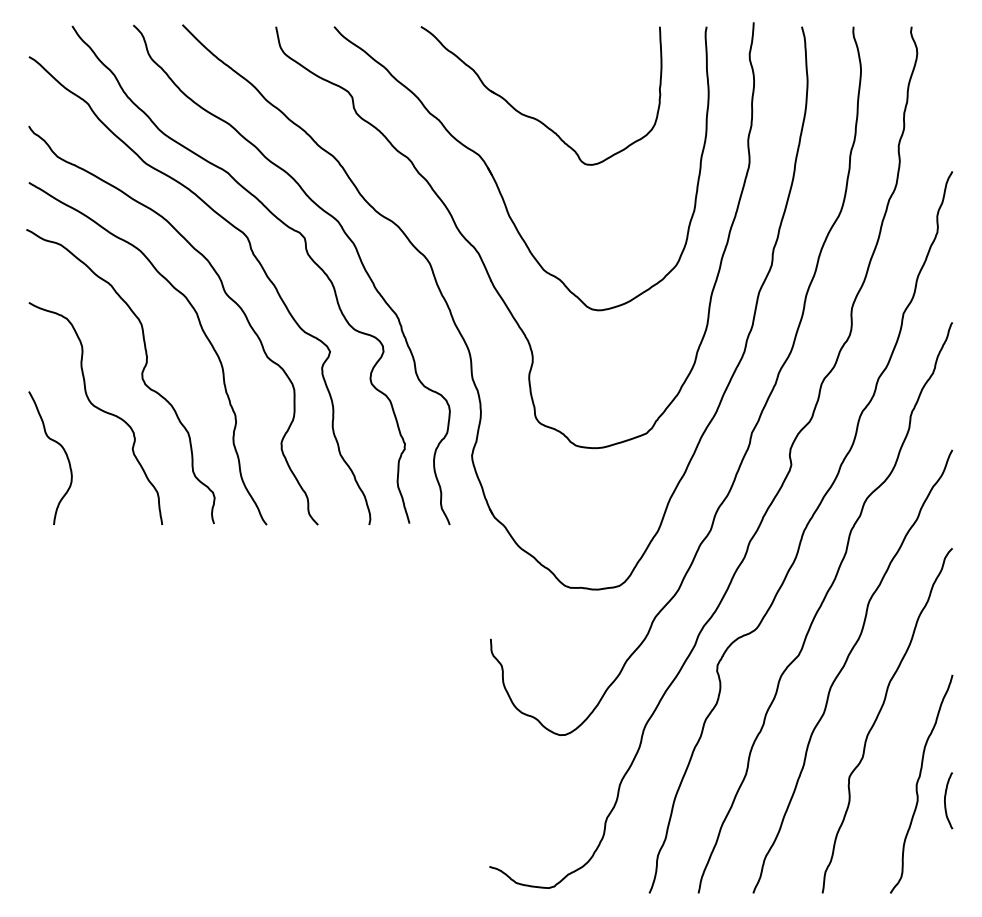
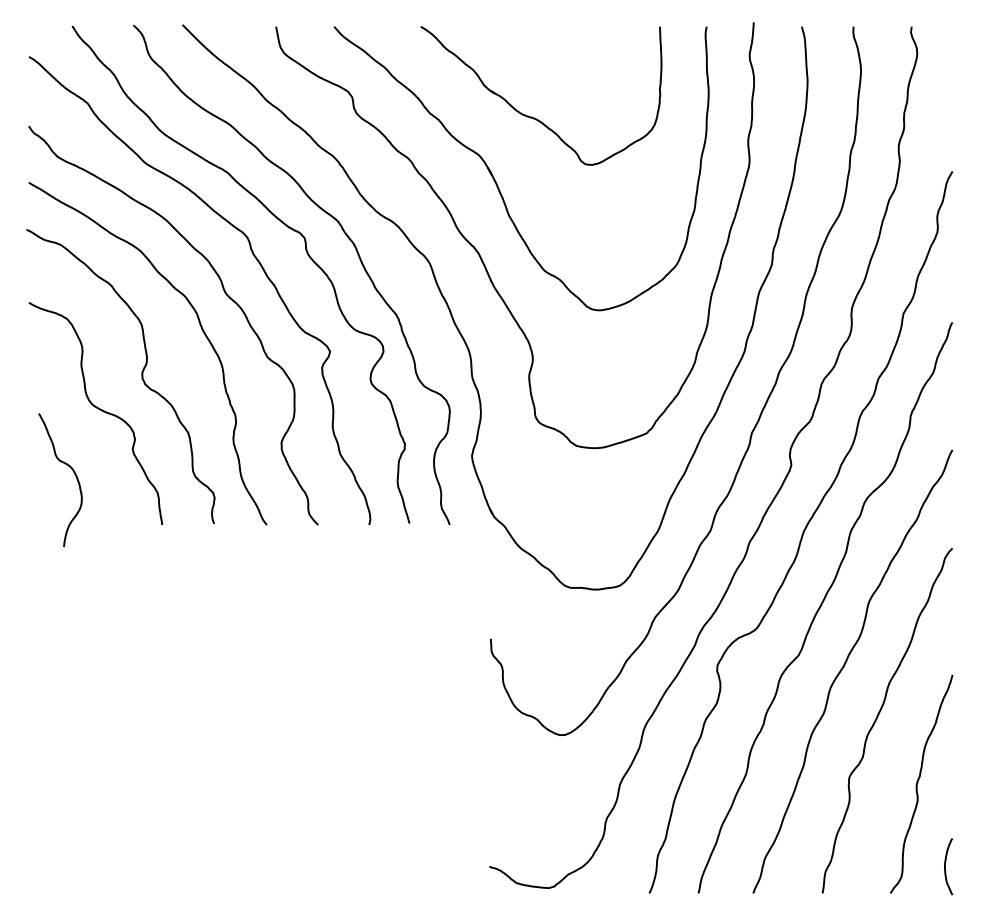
curve position: (64, 452) -> (74, 474) (74, 474)
curve position: (945, 800) -> (945, 866) (945, 866)
